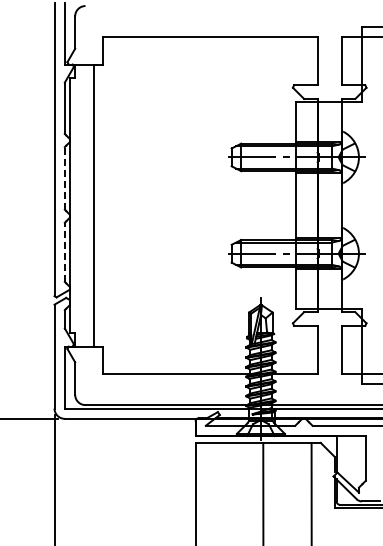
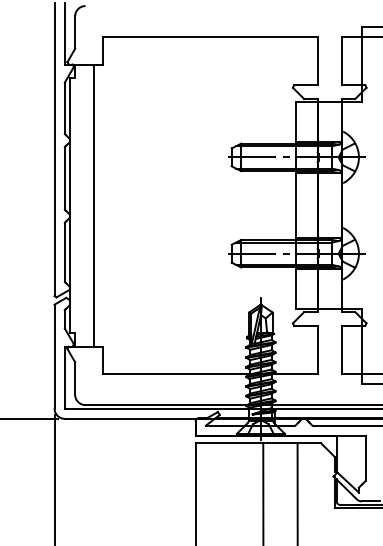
line: dashed -> solid (64, 177)
line: dashed -> solid (64, 252)
line position: (311, 492) -> (297, 492) (297, 492)
